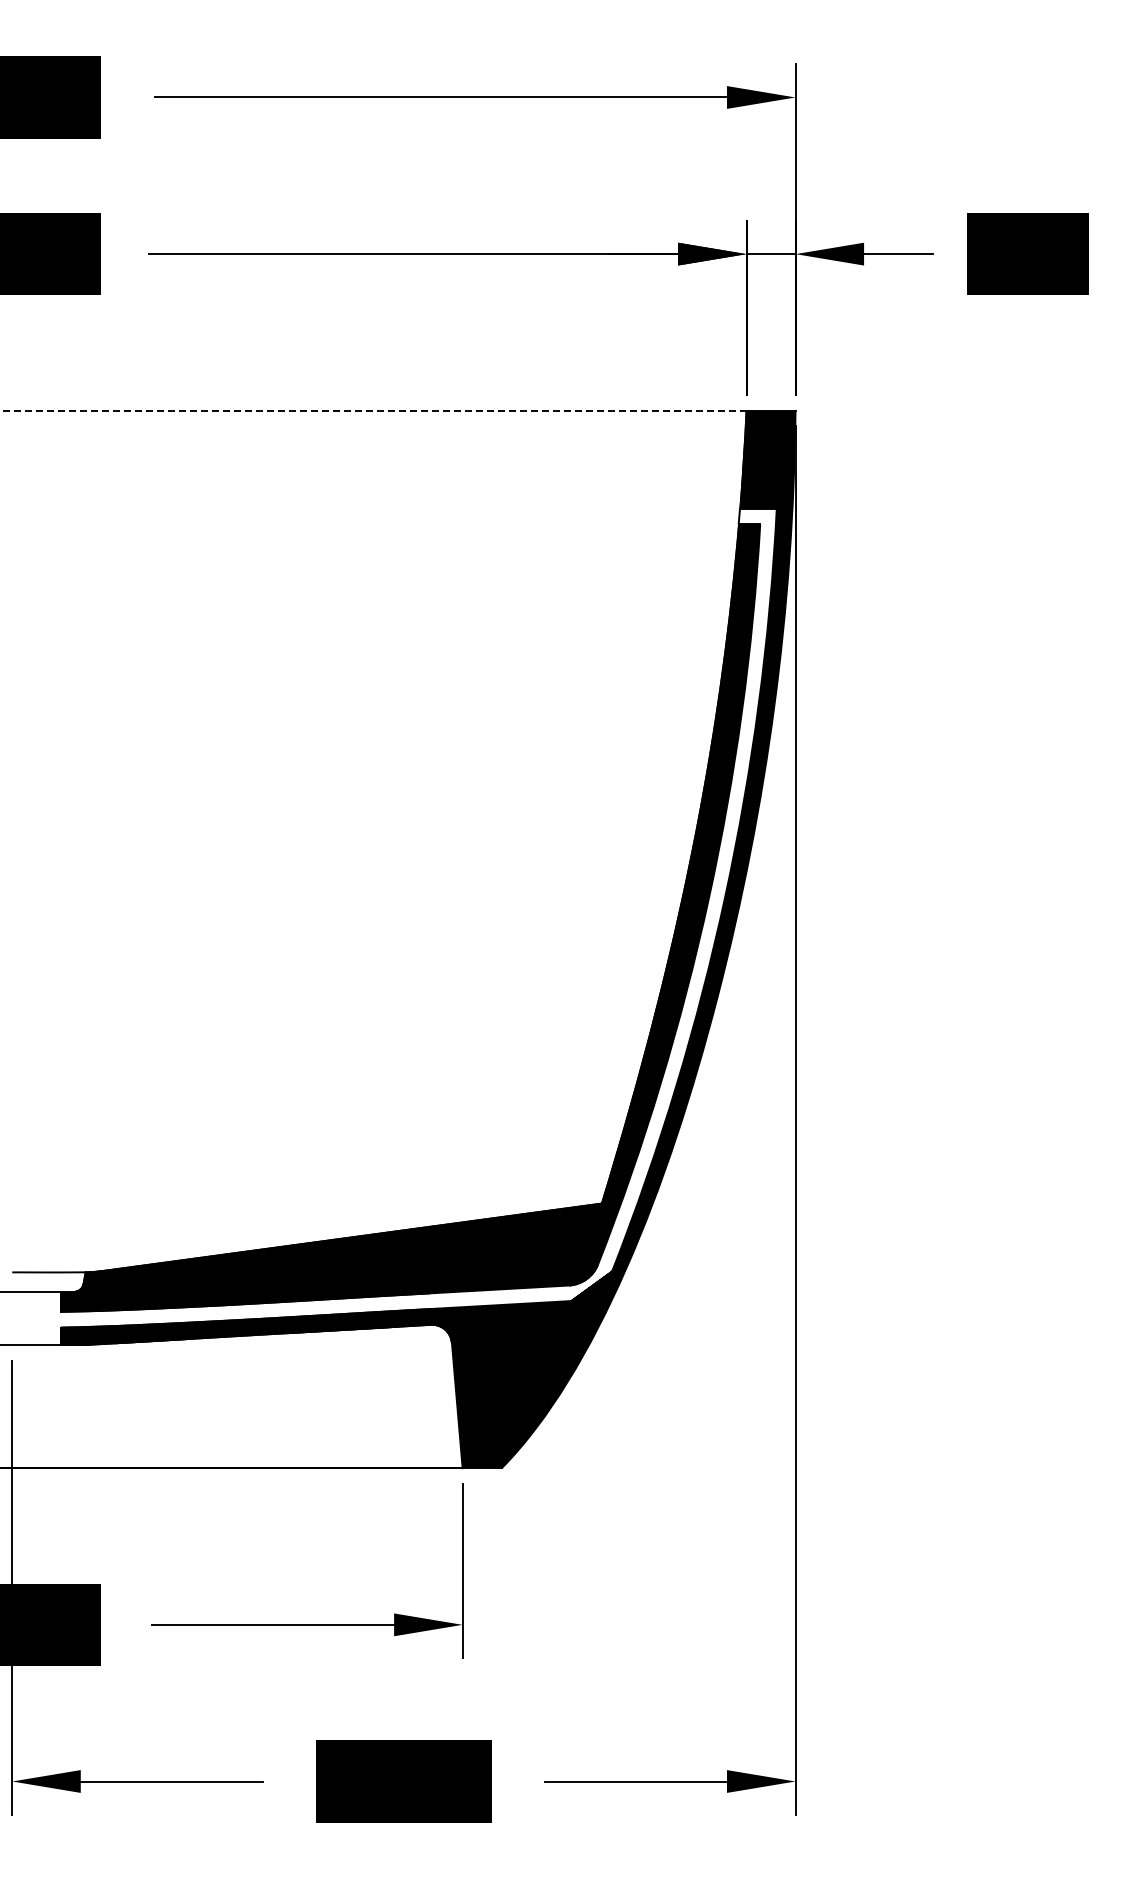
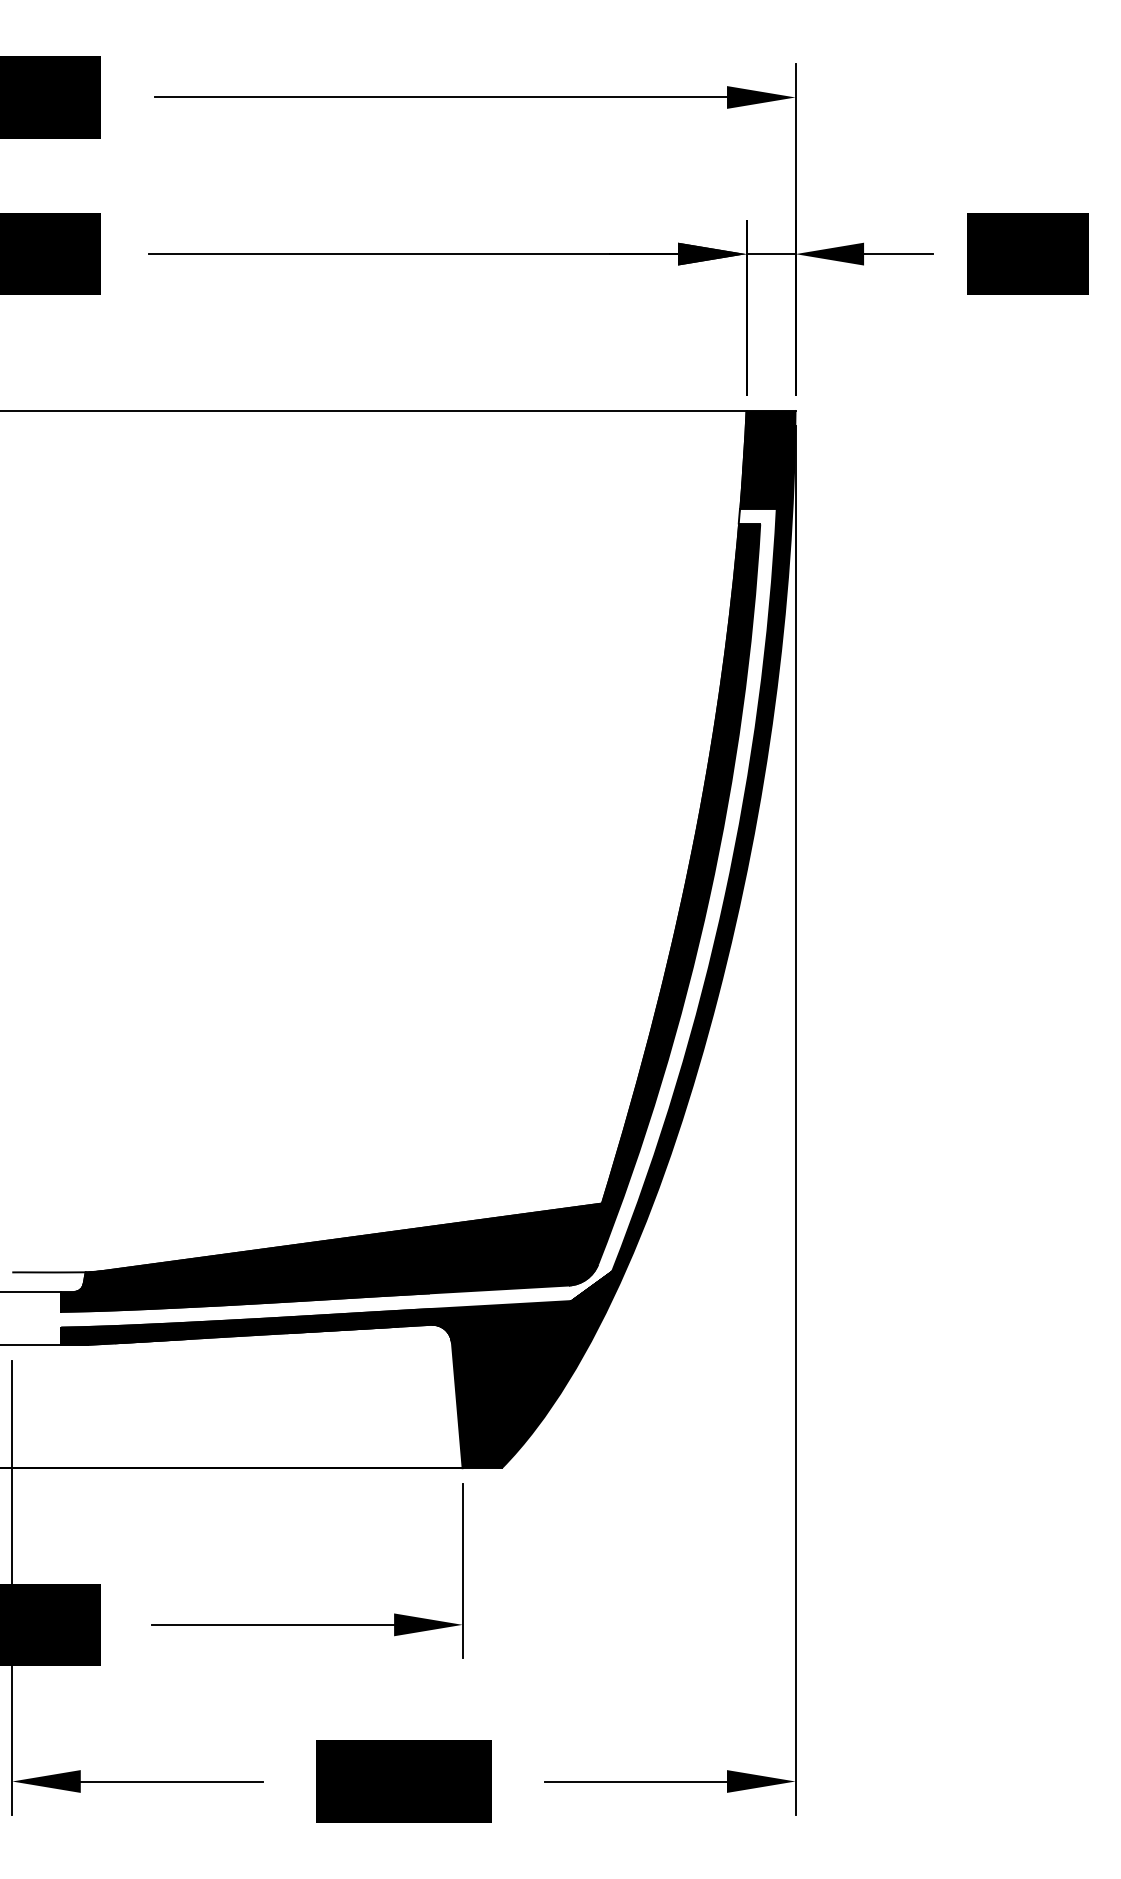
line: dashed -> solid (373, 410)
